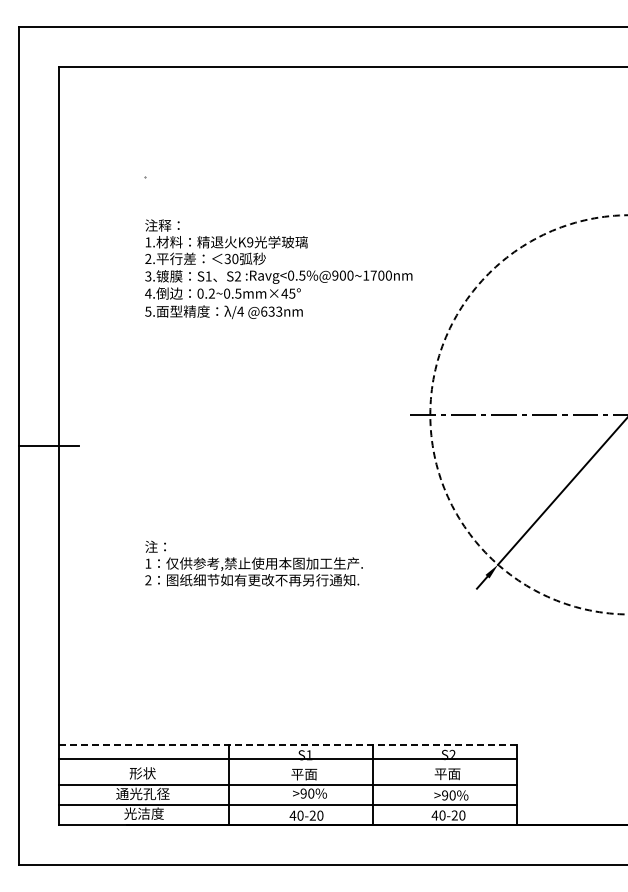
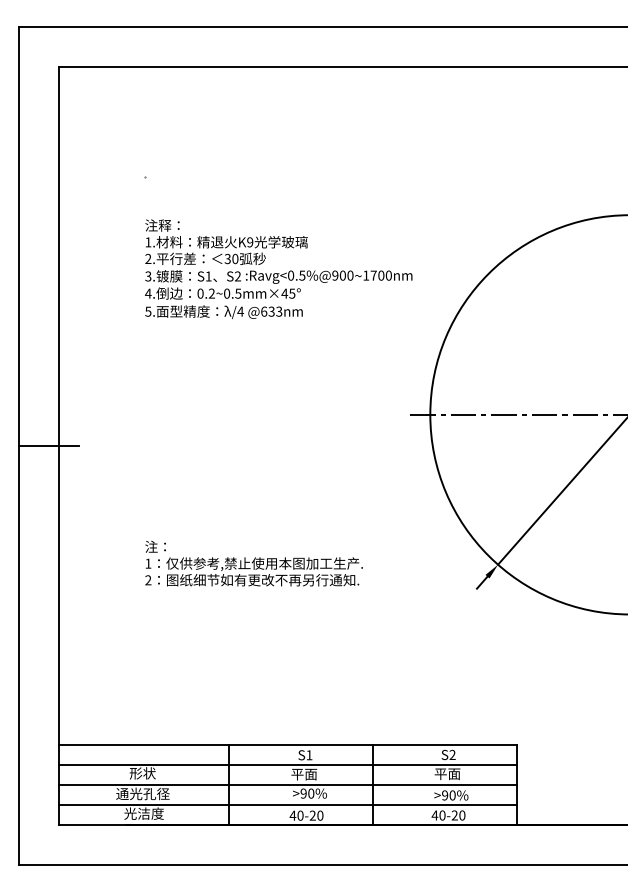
circle: dashed -> solid (528, 414)
line: dashed -> solid (287, 745)
line position: (287, 759) -> (287, 765) (287, 765)
